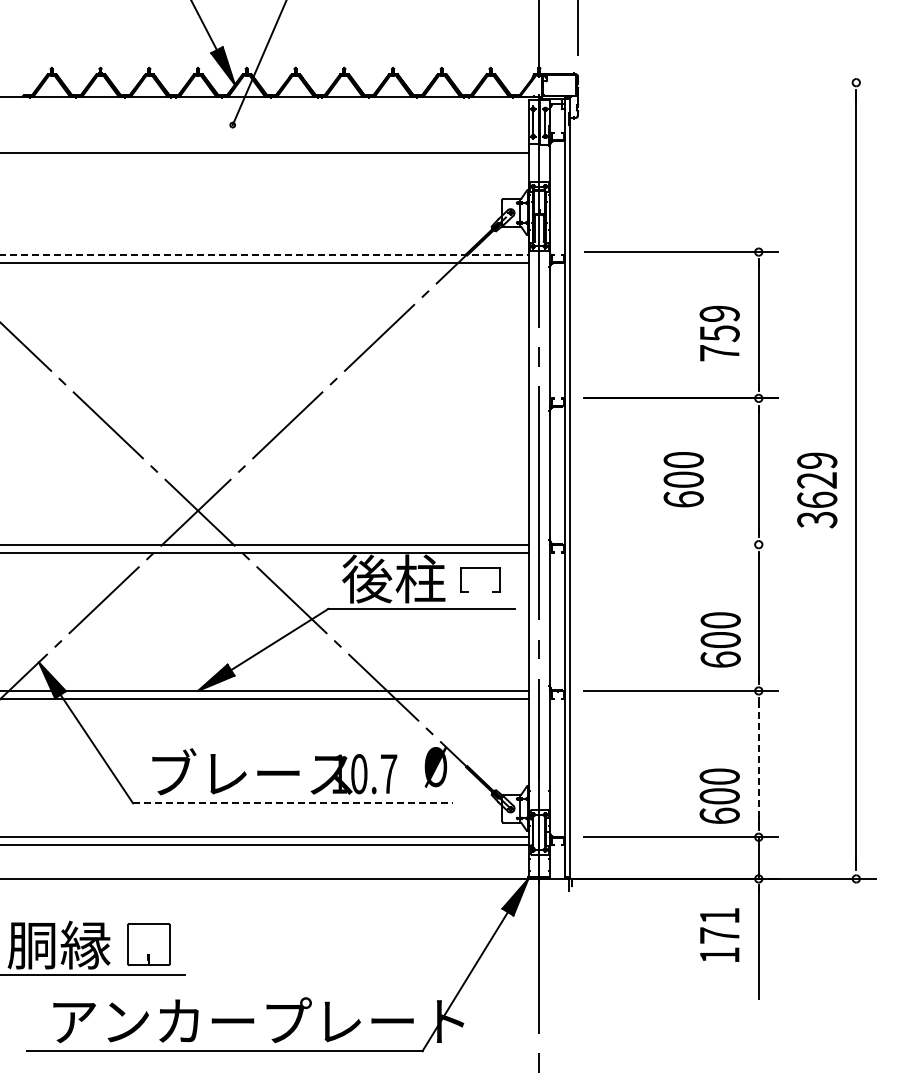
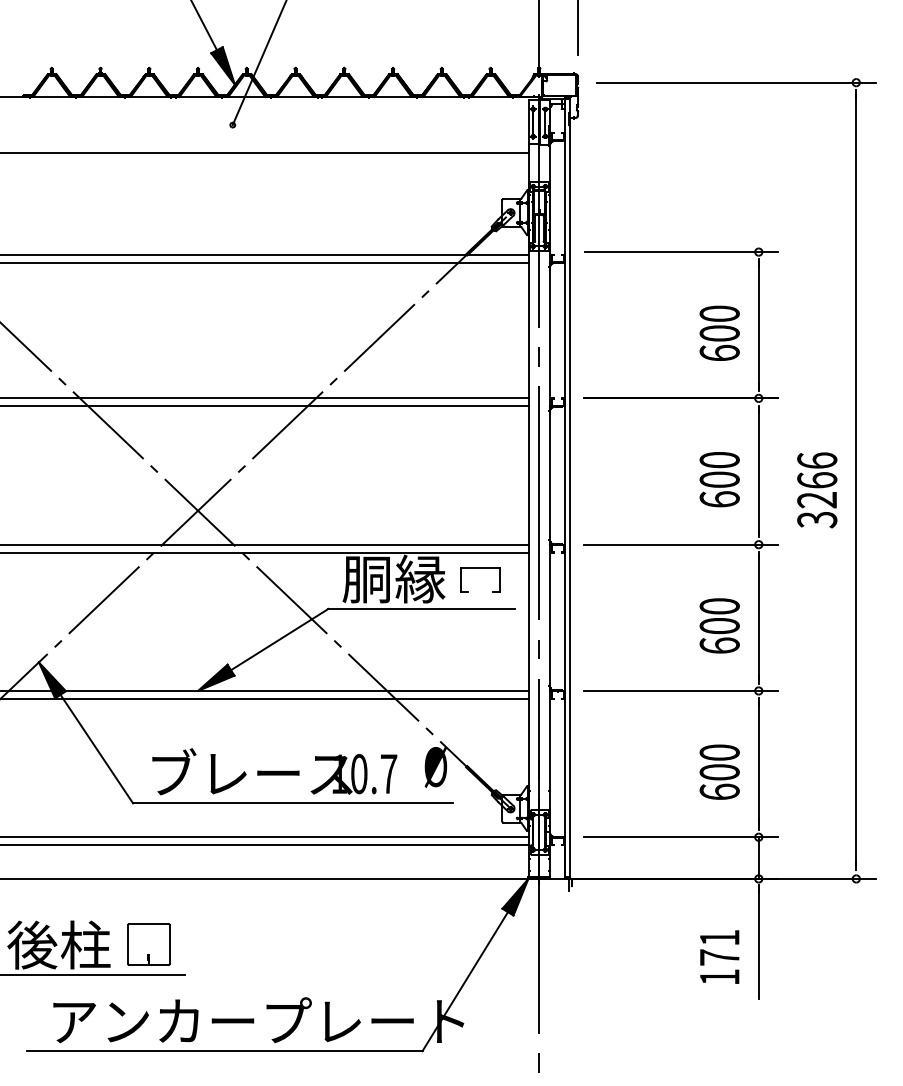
line: none -> present (736, 82)
line: dashed -> solid (265, 254)
text: 759 -> 600 (719, 333)
line: none -> present (265, 398)
line: none -> present (265, 406)
text position: (683, 479) -> (719, 479) (719, 479)
text: 3629 -> 3266 (817, 480)
line: none -> present (680, 544)
text: 後柱 -> 胴縁 (393, 578)
text position: (720, 639) -> (719, 625) (719, 625)
line: dashed -> solid (758, 764)
text position: (719, 795) -> (719, 771) (719, 771)
line: dashed -> solid (293, 803)
text position: (719, 934) -> (719, 956) (719, 956)
text: 胴縁 -> 後柱 (58, 944)
